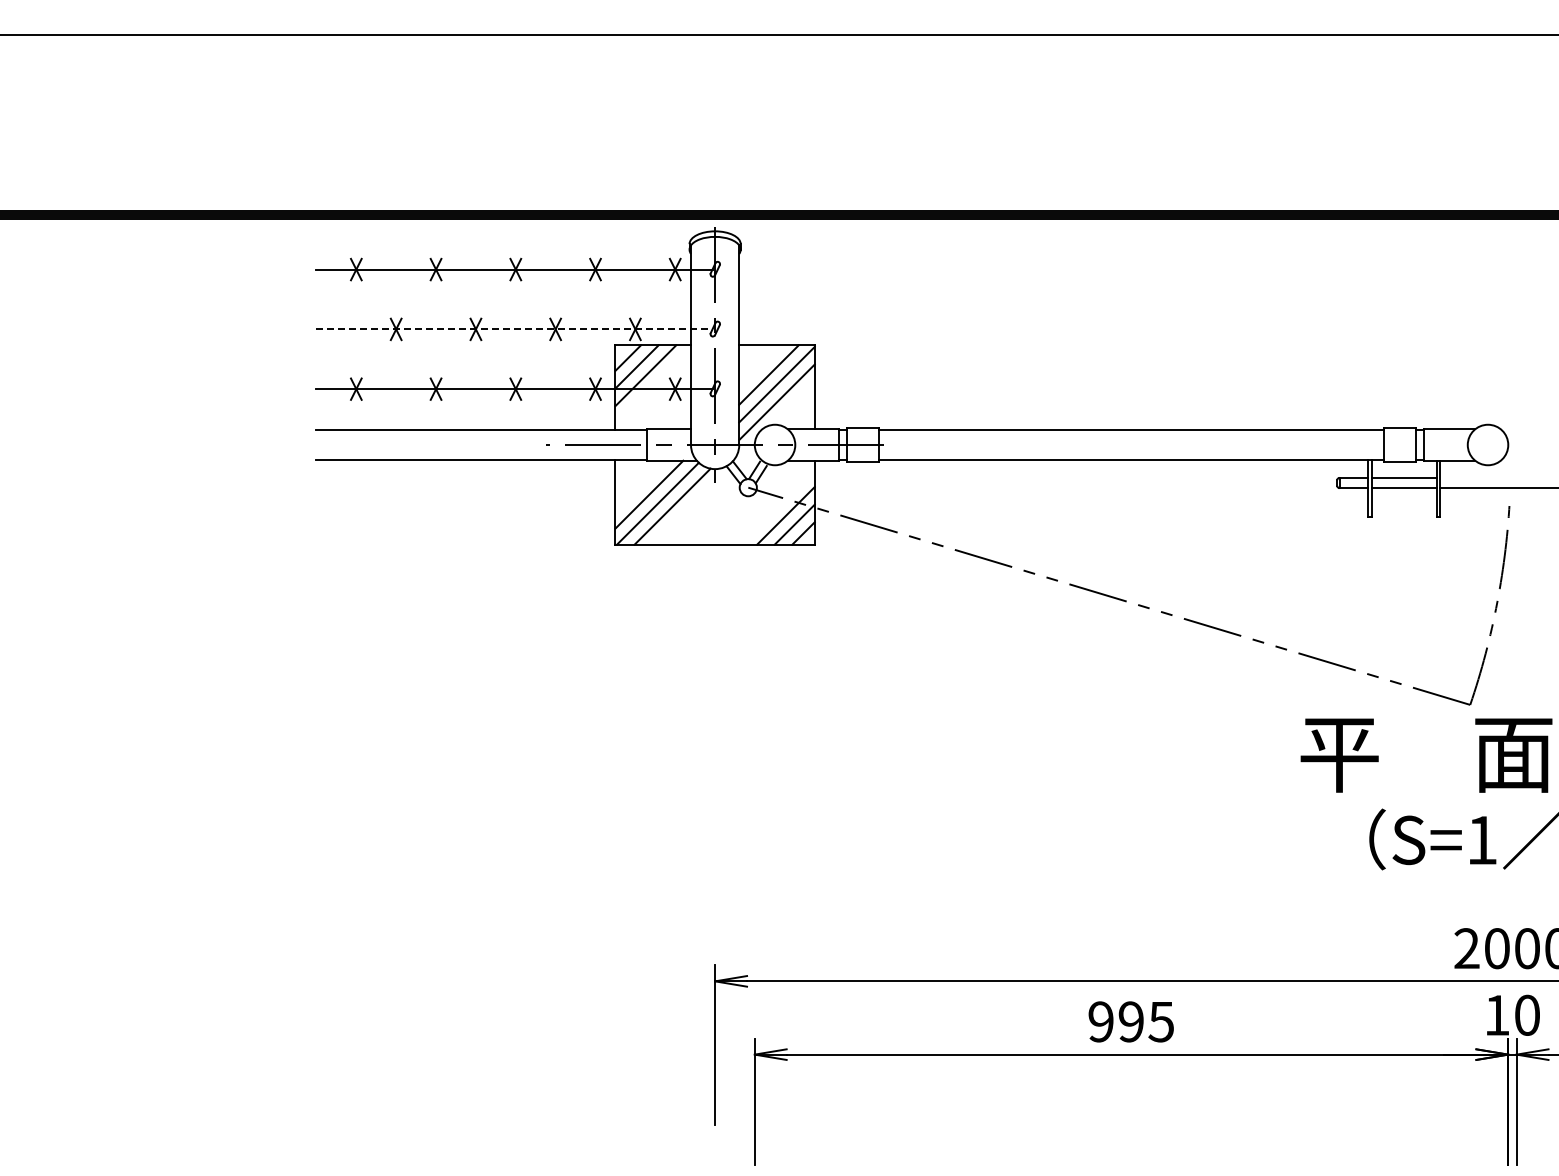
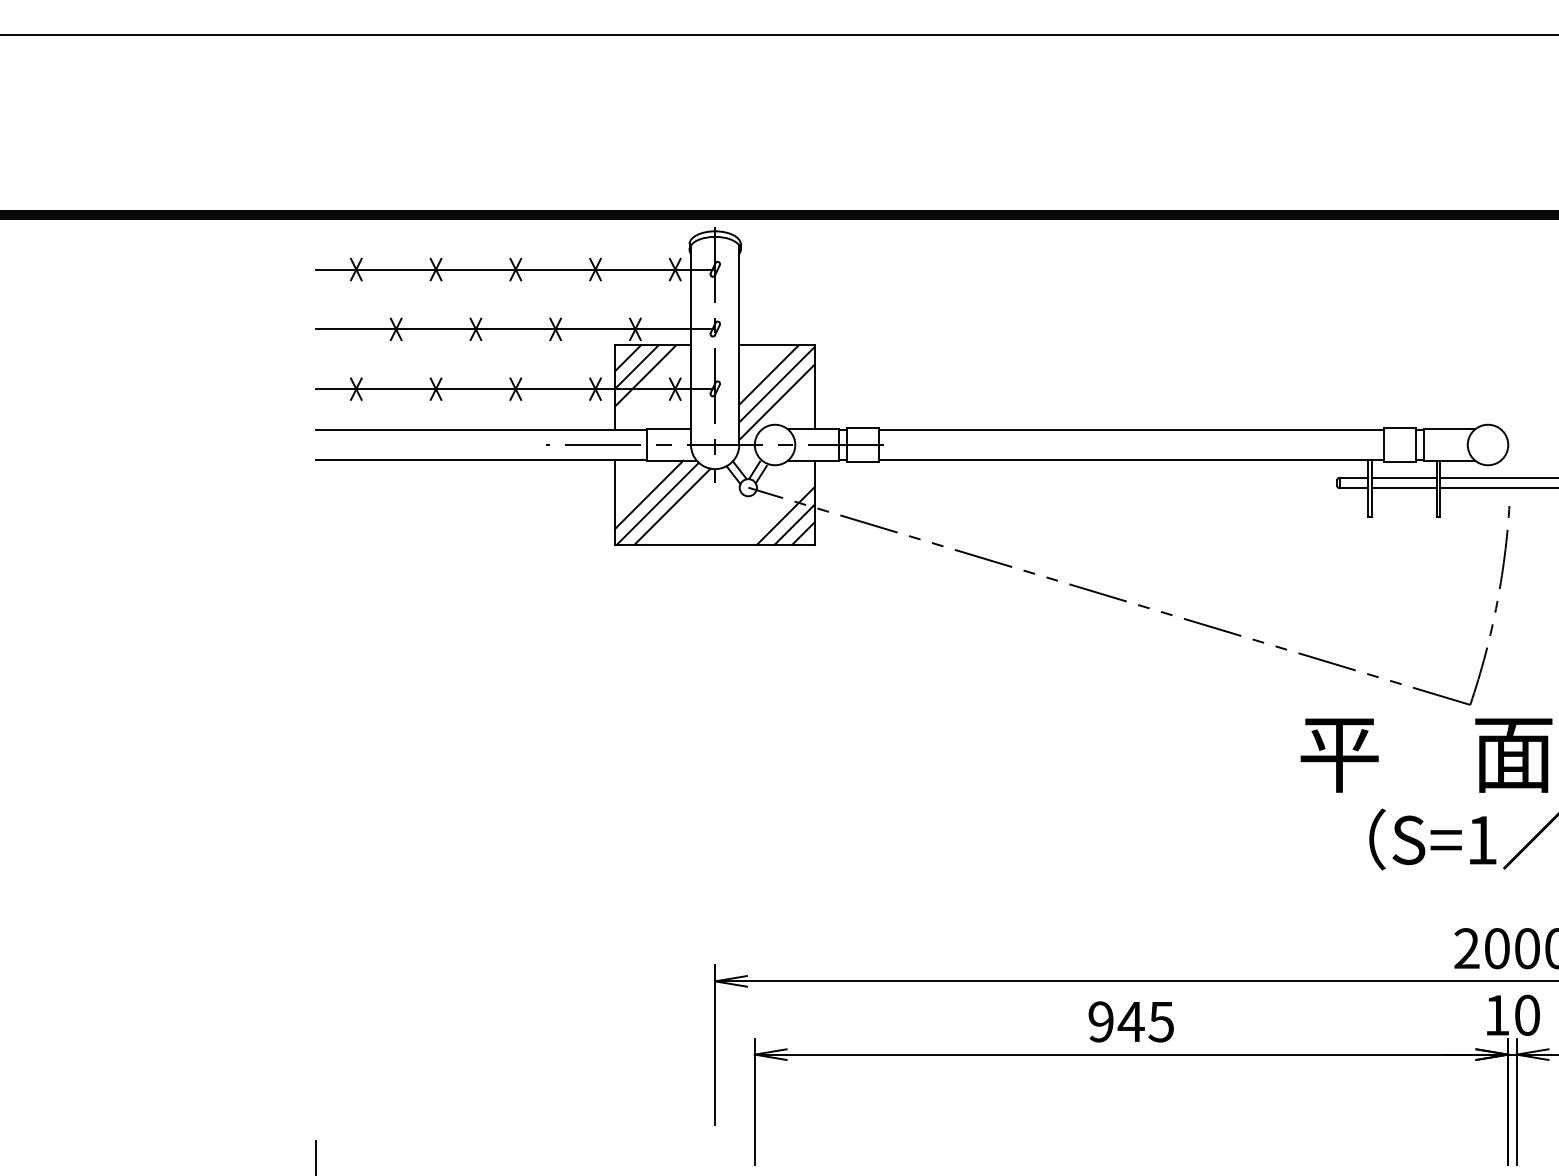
line: dashed -> solid (514, 329)
line: none -> present (1497, 477)
text: 995 -> 945 (1130, 1021)
line: none -> present (316, 1156)
